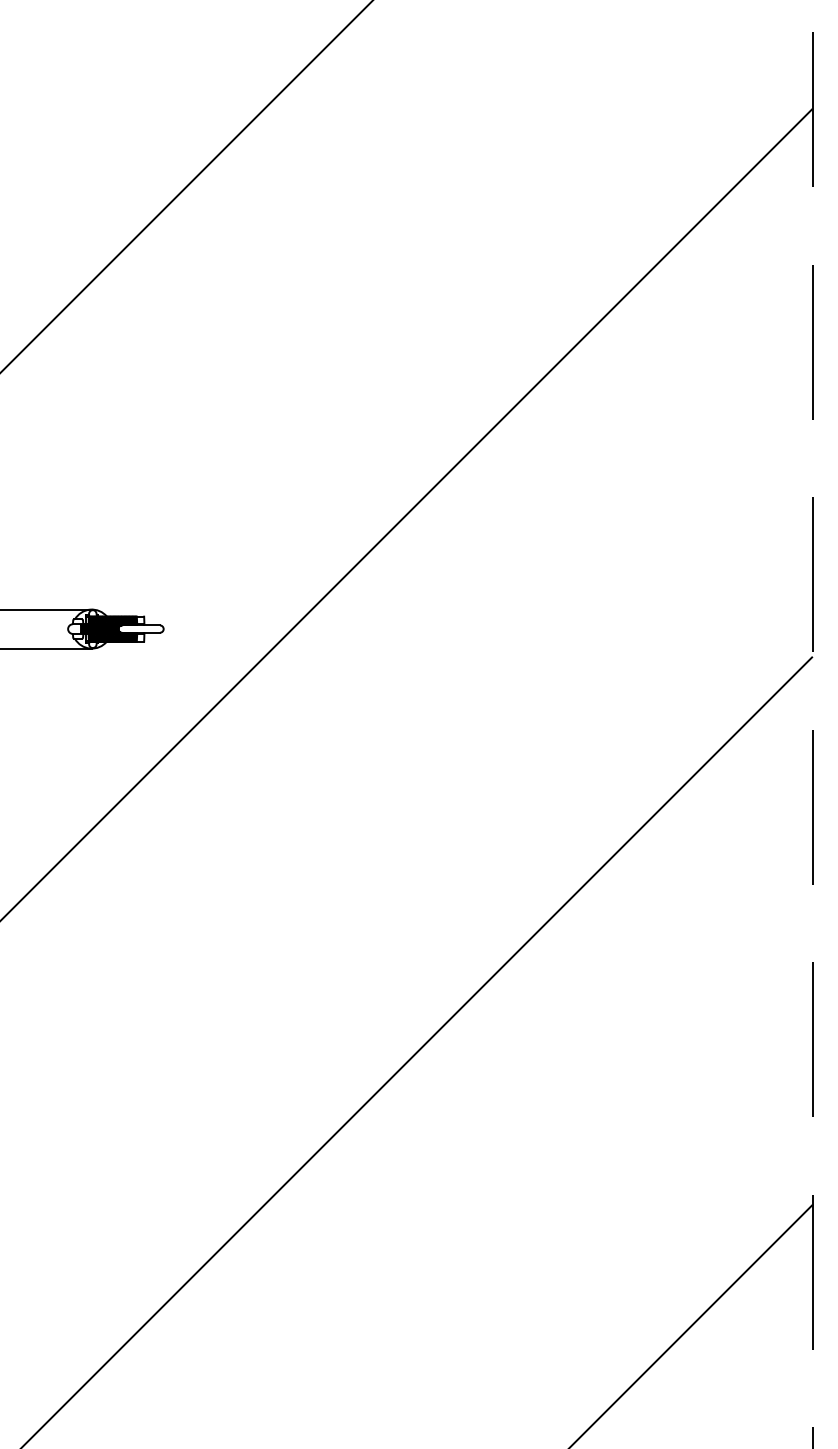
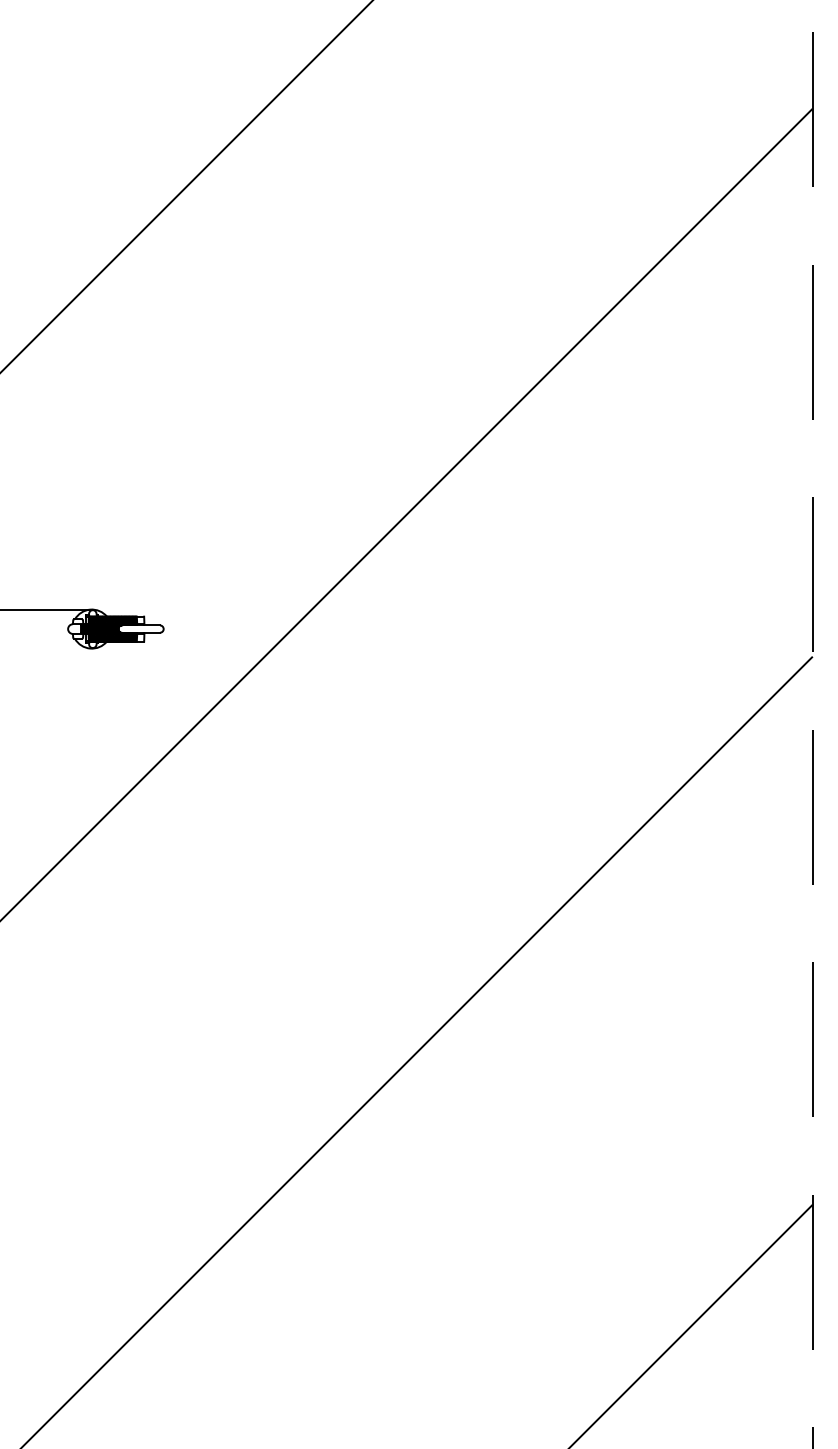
line: present -> none (46, 648)
